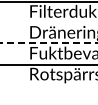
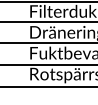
line: none -> present (48, 21)
line: dashed -> solid (49, 42)
line: none -> present (48, 86)
